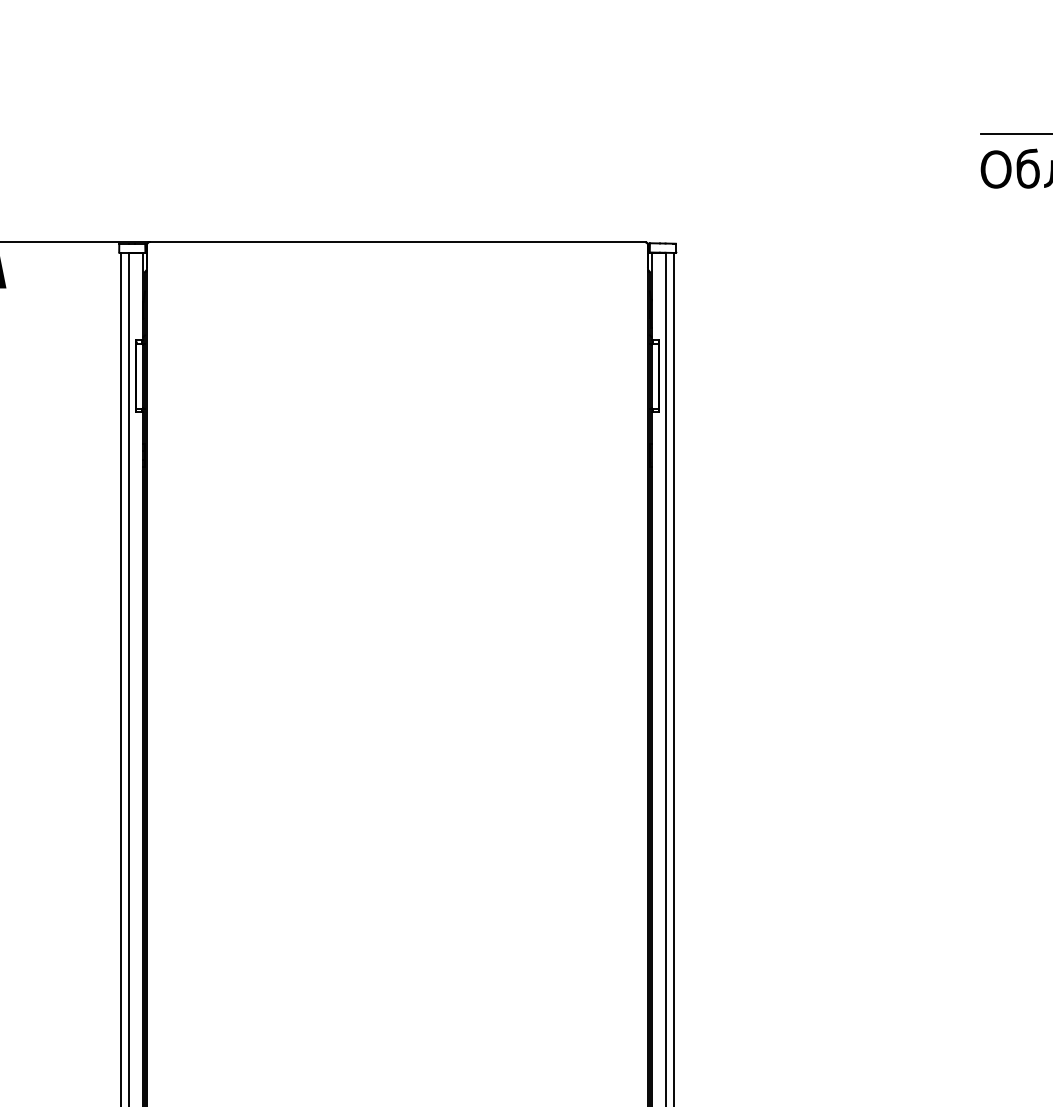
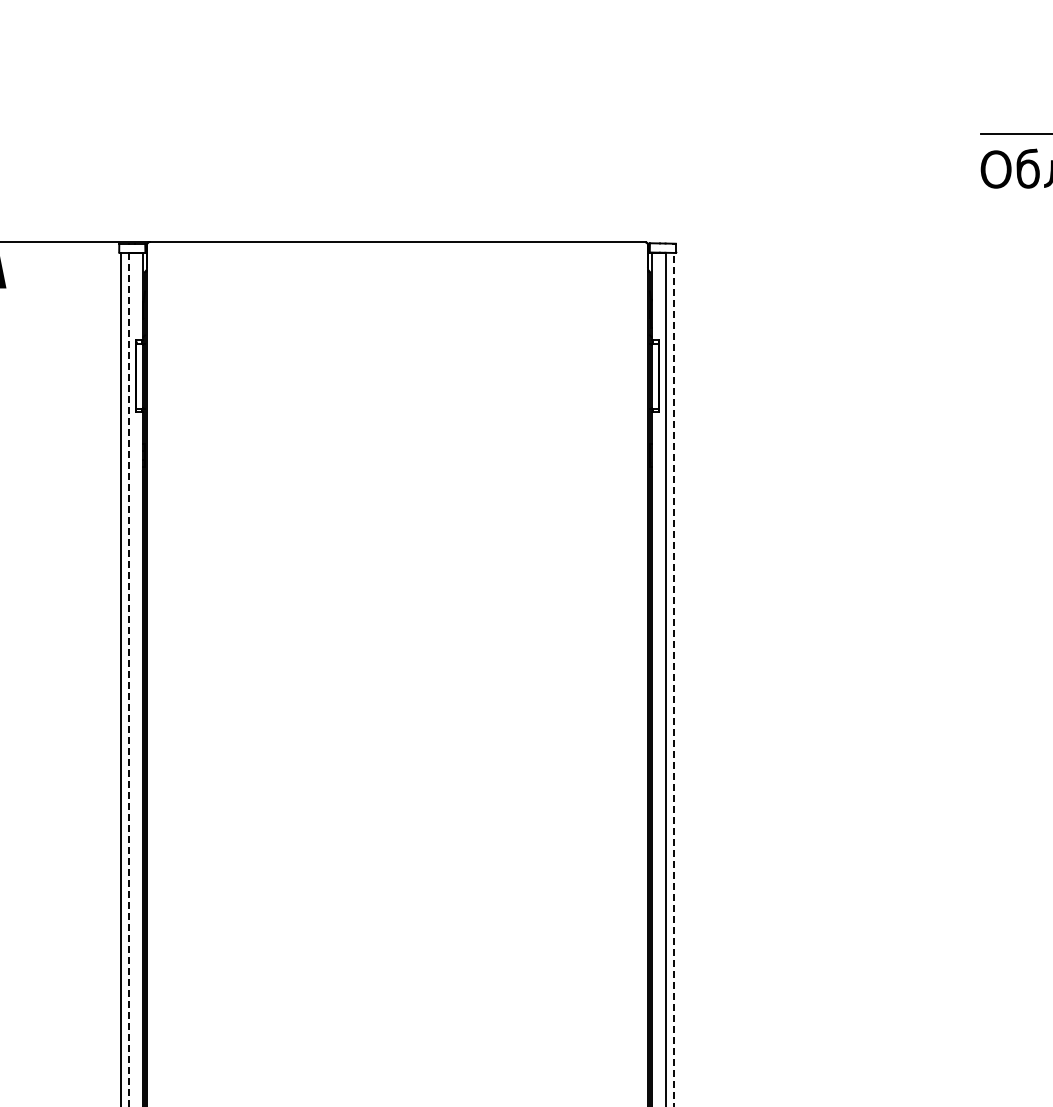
line: solid -> dashed (673, 679)
line: solid -> dashed (129, 680)
